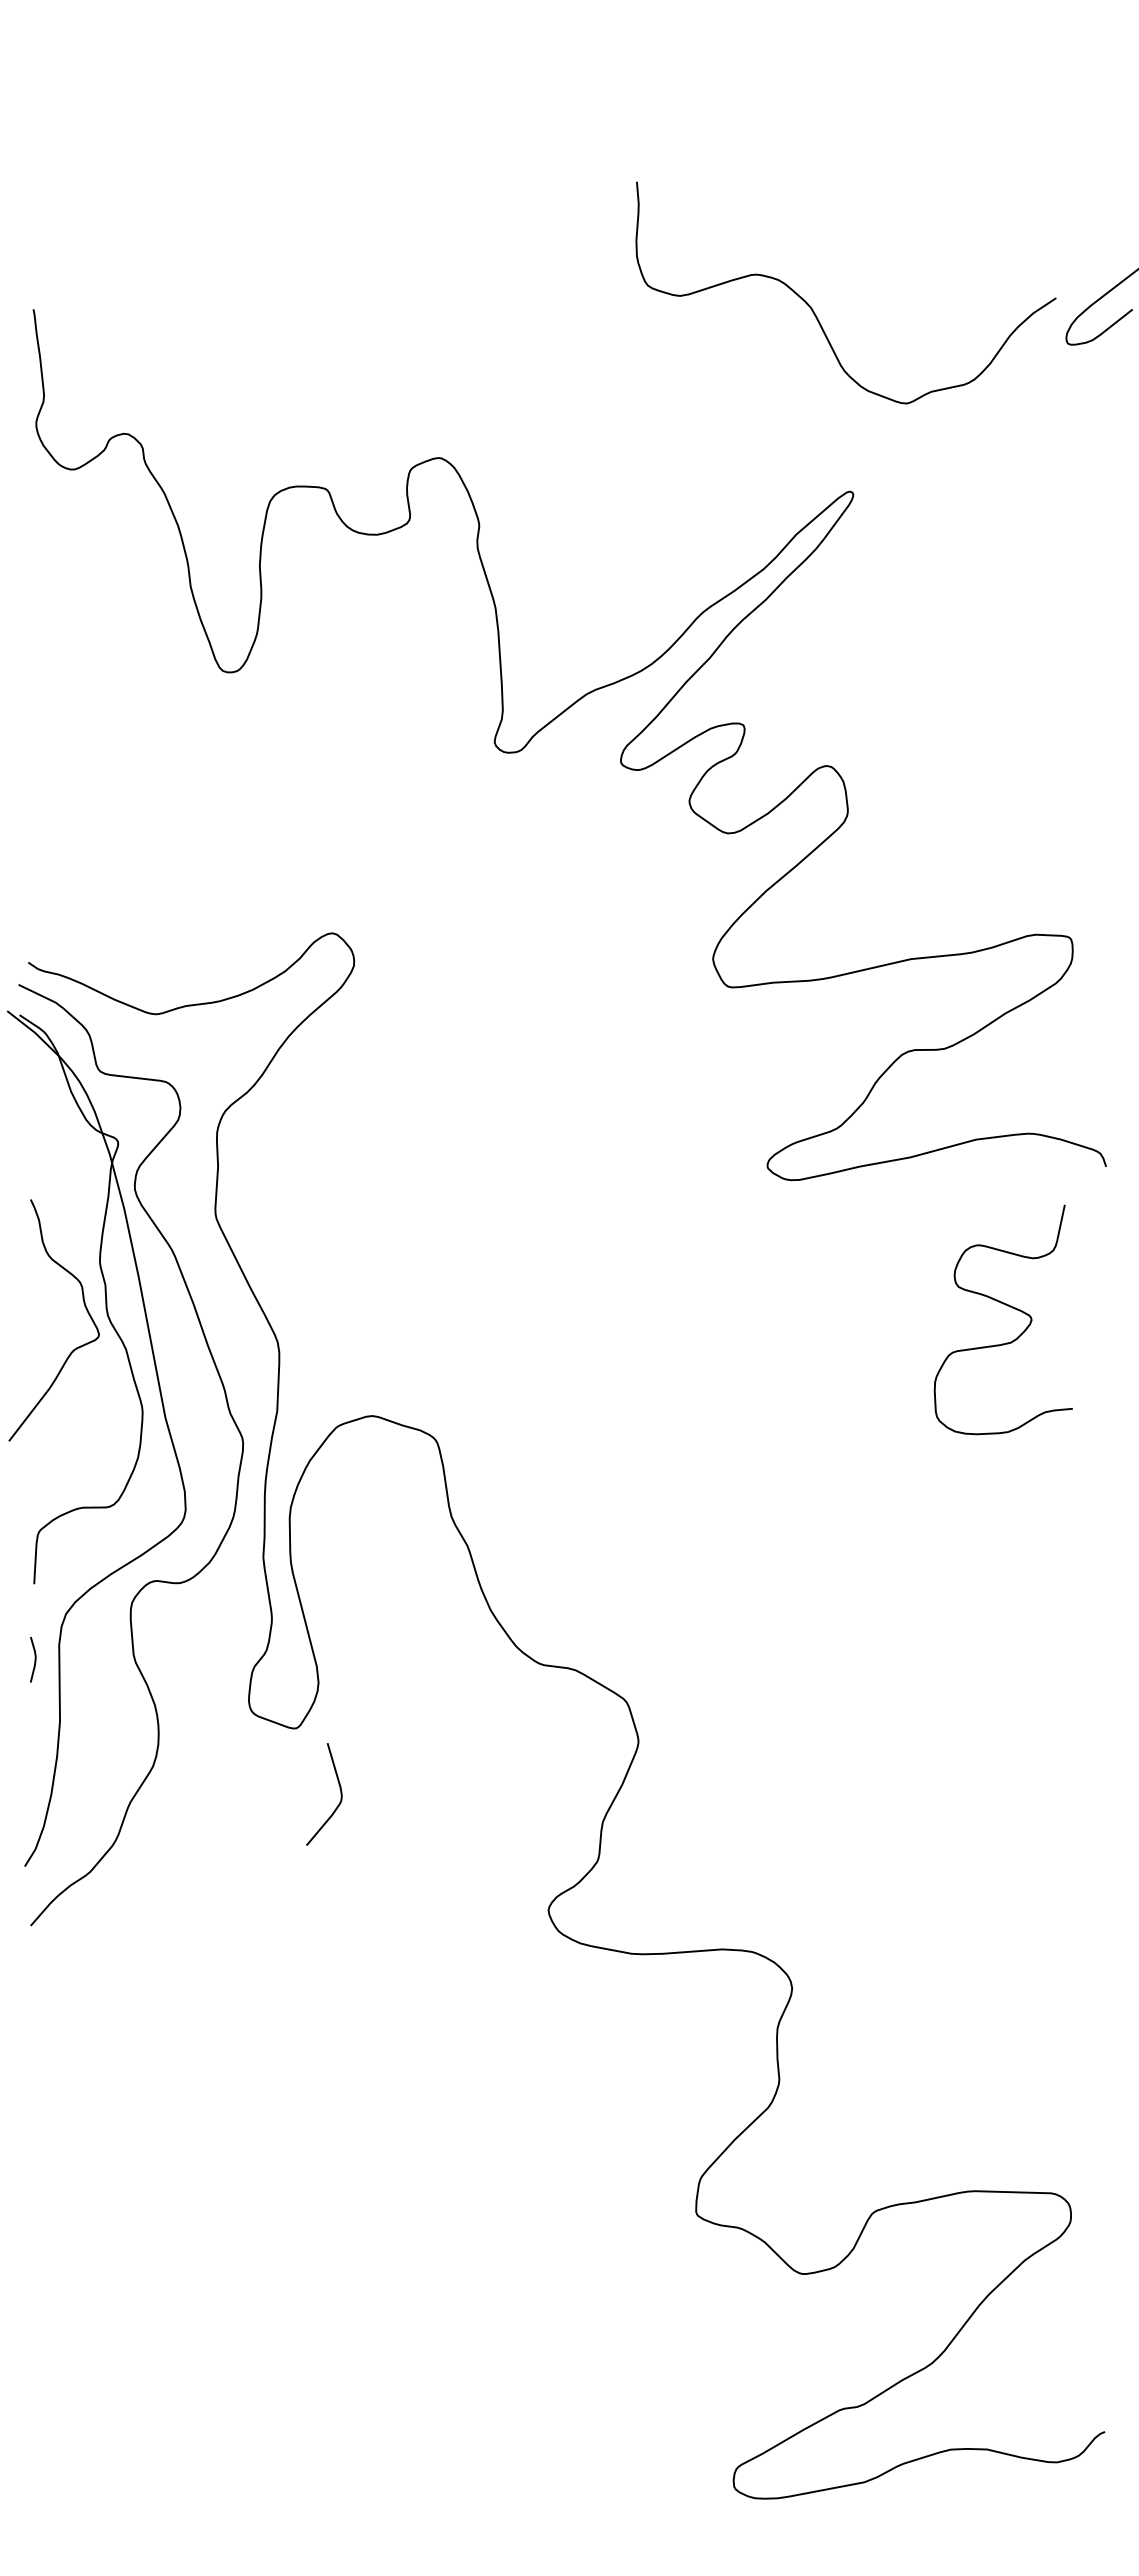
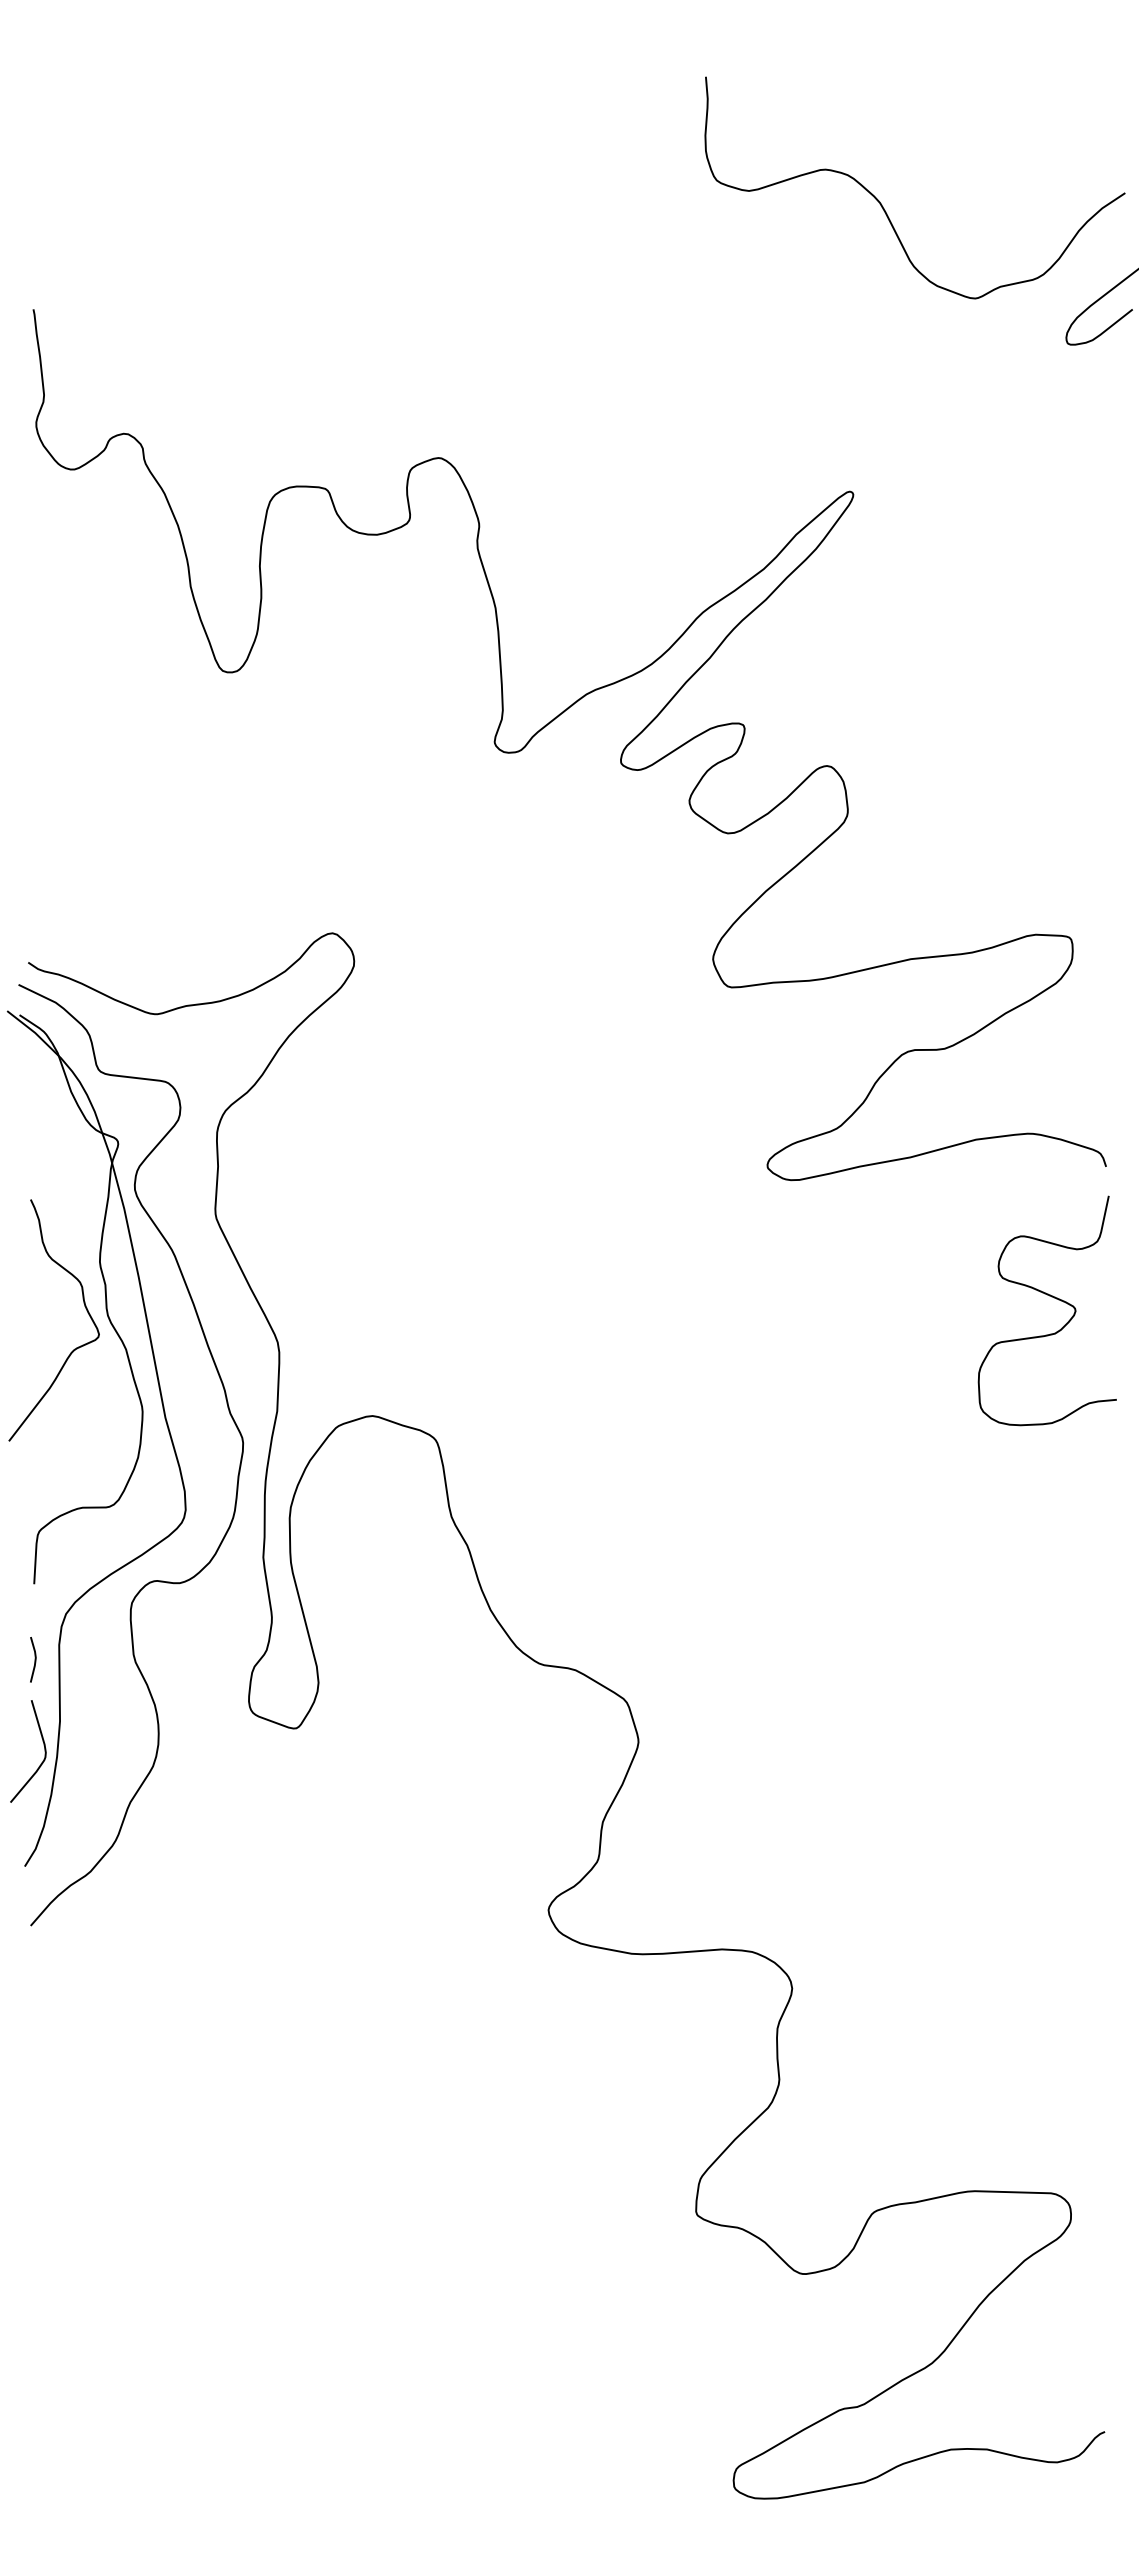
curve position: (814, 311) -> (883, 206) (883, 206)
curve position: (1007, 1306) -> (1051, 1297) (1051, 1297)
curve position: (340, 1794) -> (44, 1751) (44, 1751)
